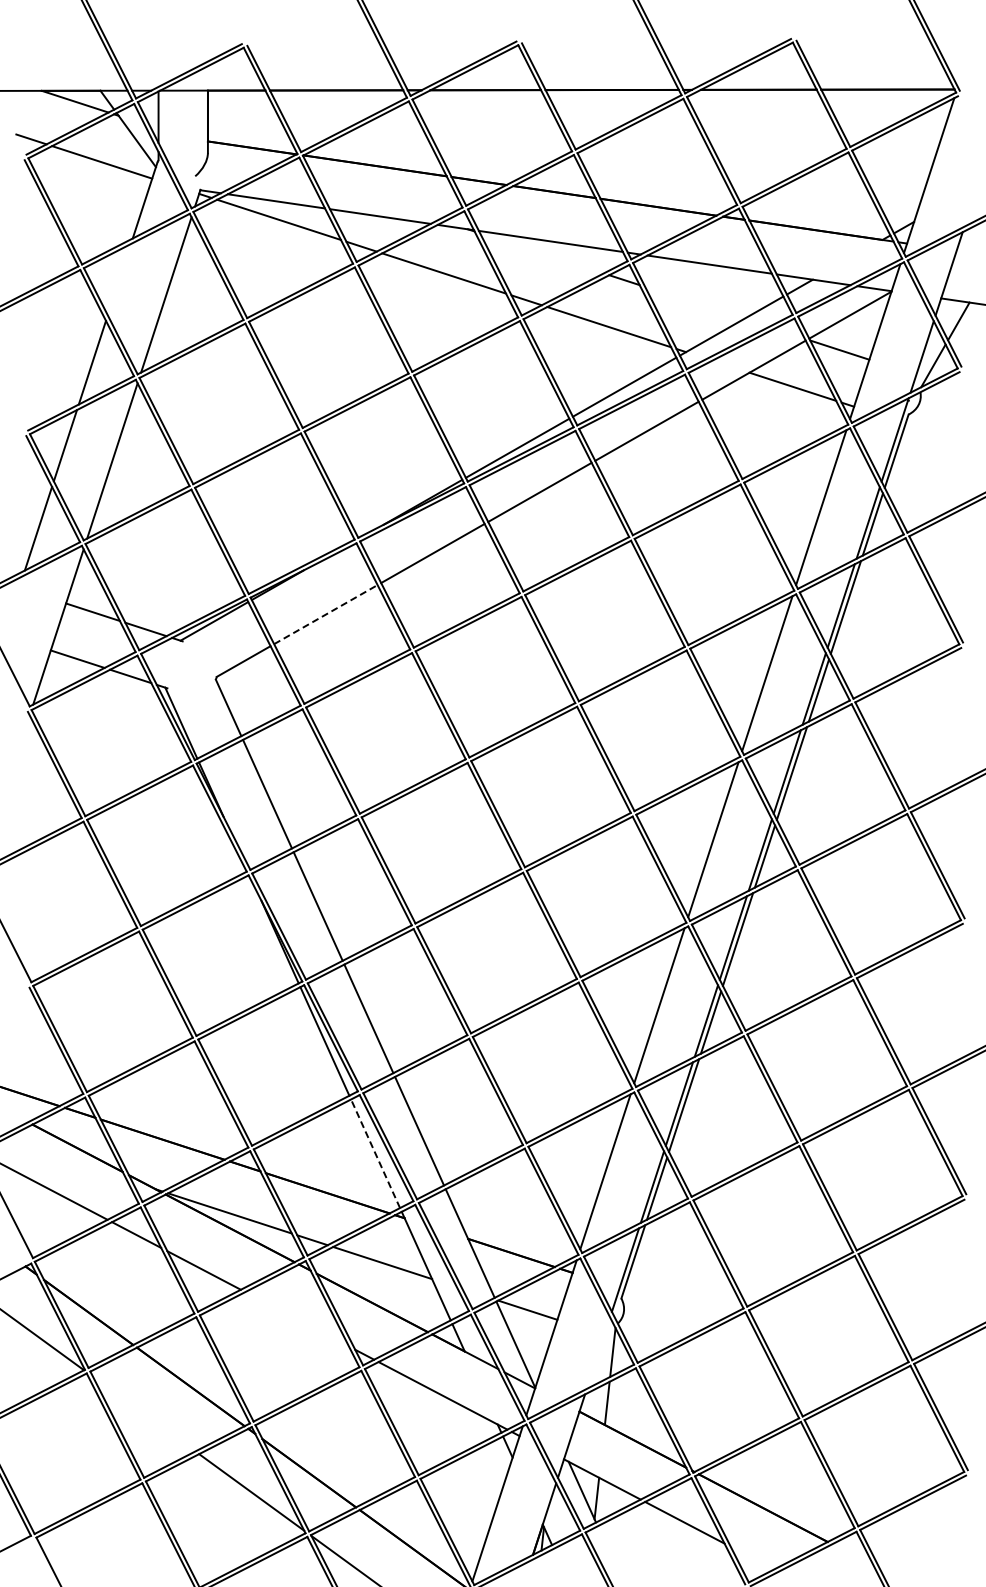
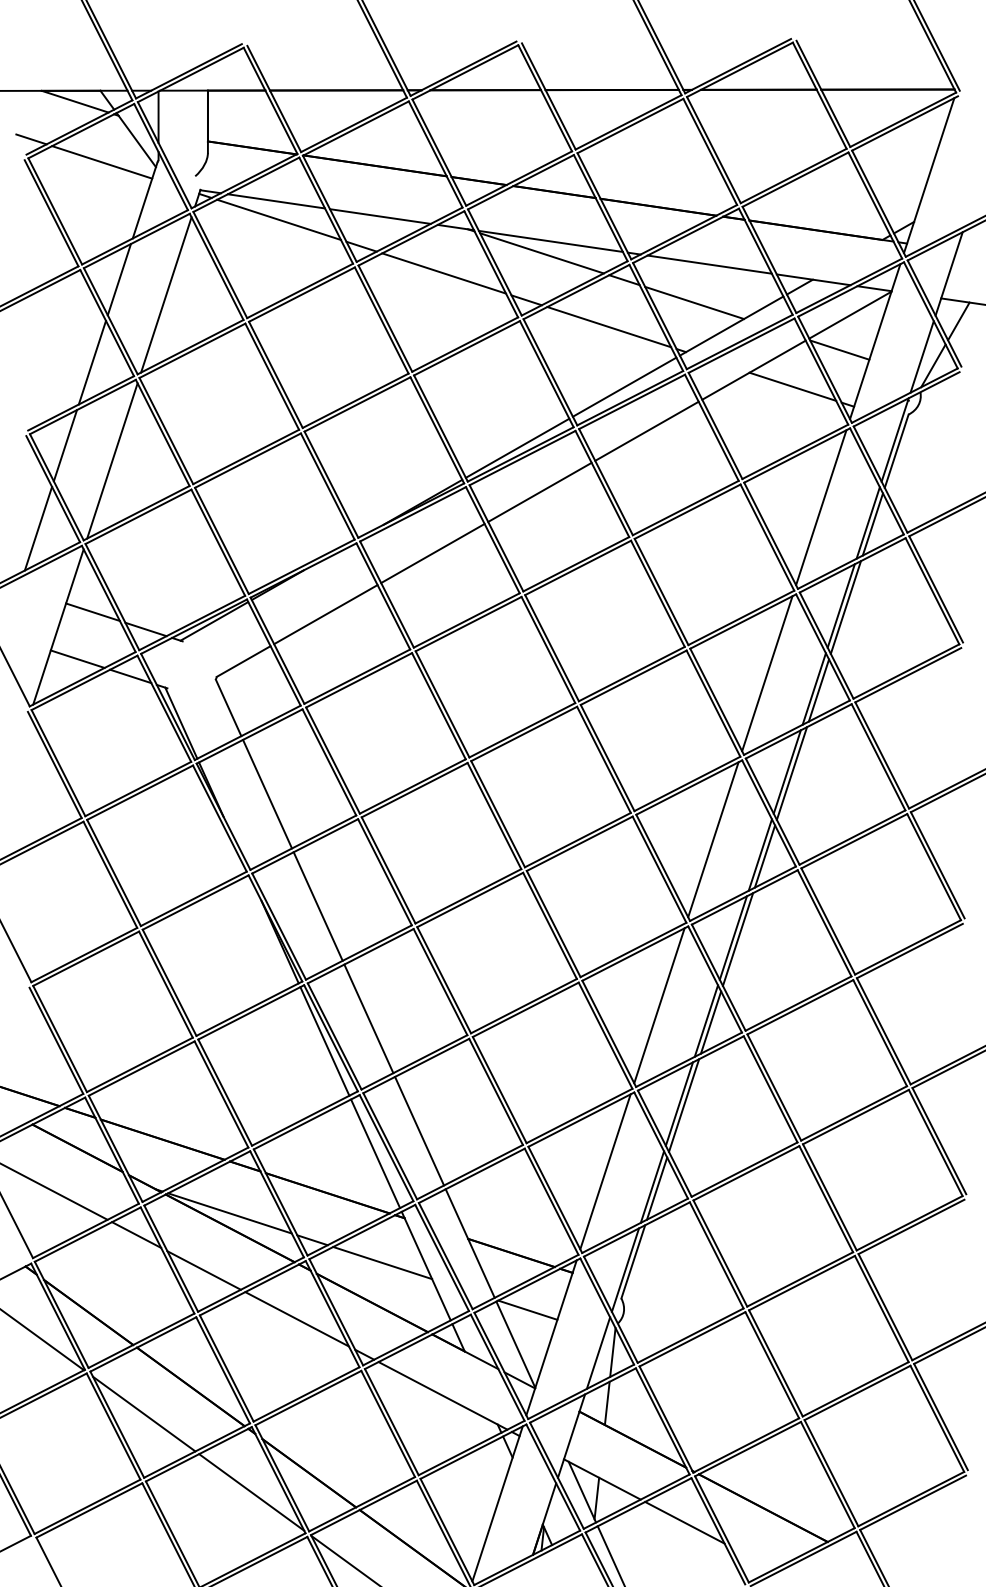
line: none -> present (541, 253)
line: none -> present (118, 279)
line: none -> present (694, 302)
line: dashed -> solid (325, 614)
line: dashed -> solid (375, 1153)
line: none -> present (296, 1319)
line: none -> present (598, 1352)
line: none -> present (144, 1413)
line: none -> present (610, 1554)
